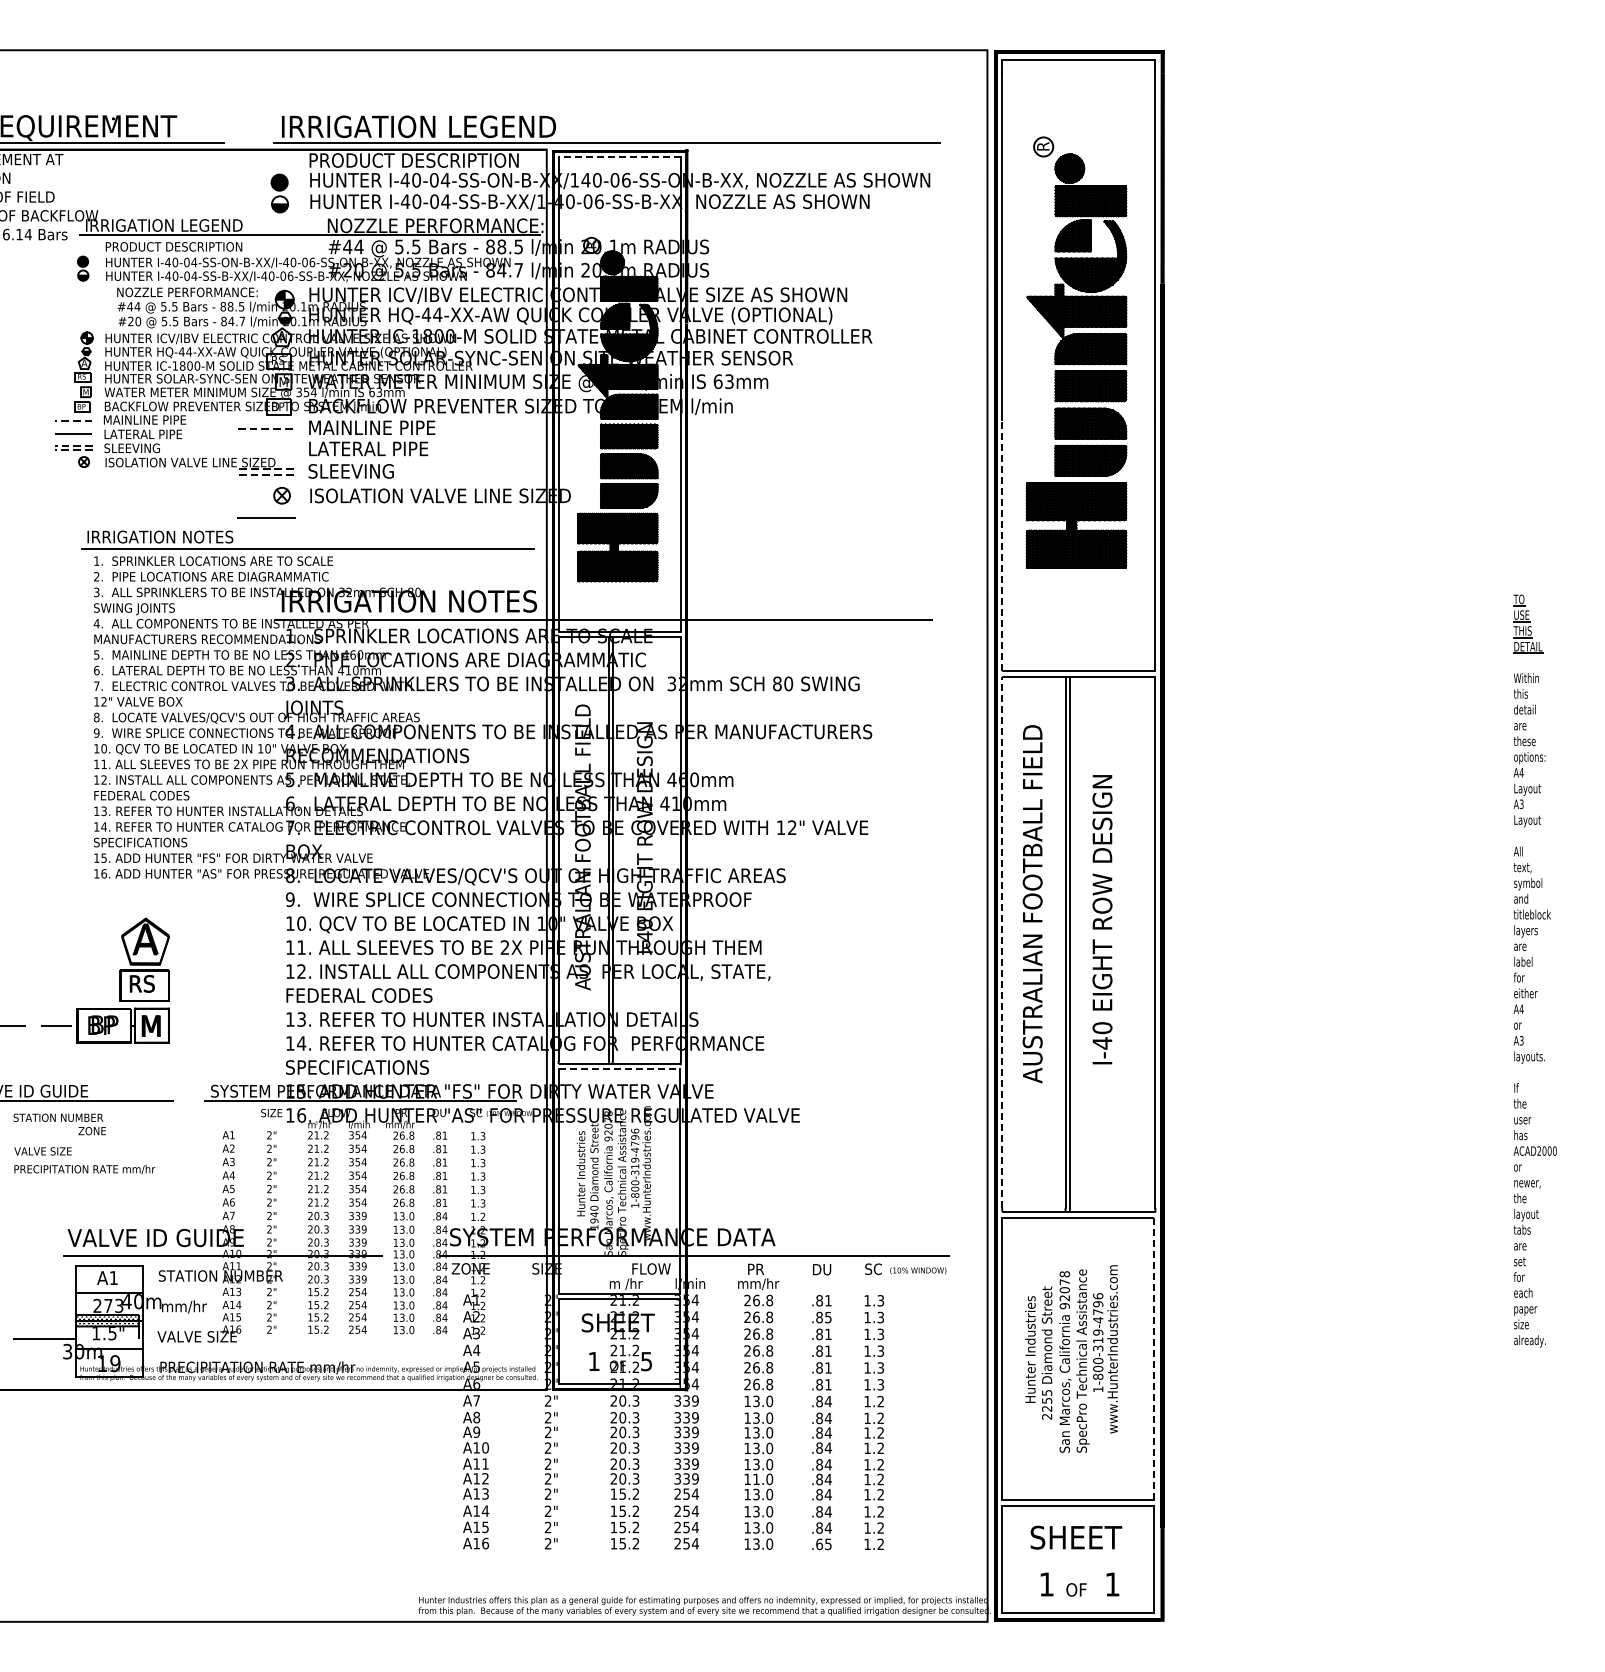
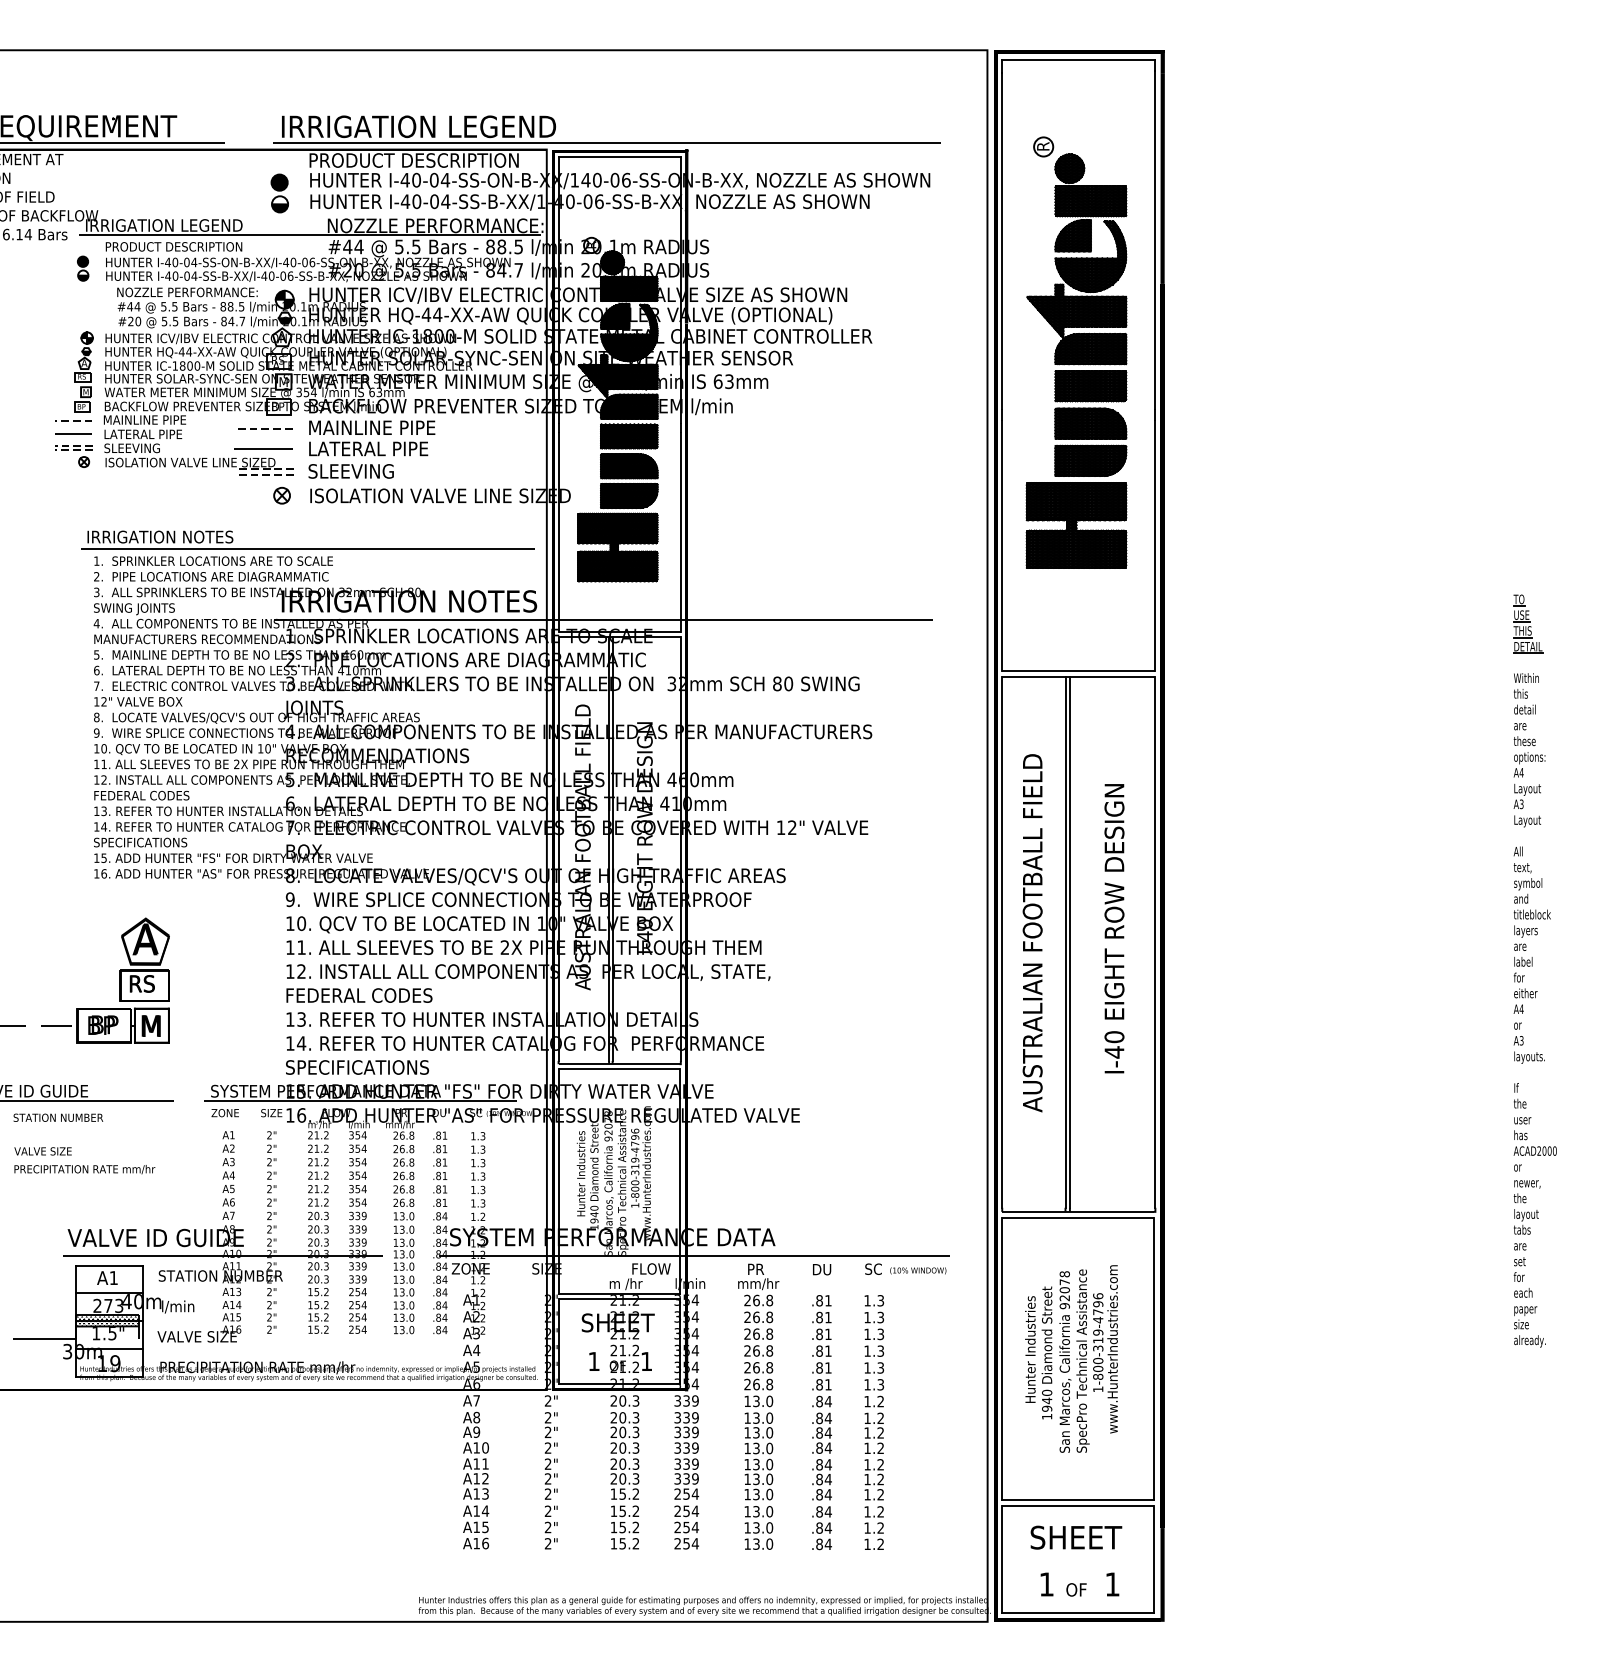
line: dashed -> solid (619, 157)
line position: (266, 517) -> (263, 448) (263, 448)
line: dashed -> solid (1002, 545)
text position: (1032, 904) -> (1032, 933) (1032, 933)
text position: (1102, 919) -> (1114, 928) (1114, 928)
line: dashed -> solid (1002, 942)
line: dashed -> solid (619, 1069)
text position: (91, 1131) -> (224, 1113) (224, 1113)
text: mm/hr -> l/min (184, 1306)
text: .85 -> .81 (828, 1317)
line: dashed -> solid (1153, 1358)
text: 5 -> 1 (646, 1361)
text: 2255 -> 1940 (1047, 1404)
text: 11.0 -> 13.0 (756, 1479)
text: .65 -> .84 (823, 1544)
